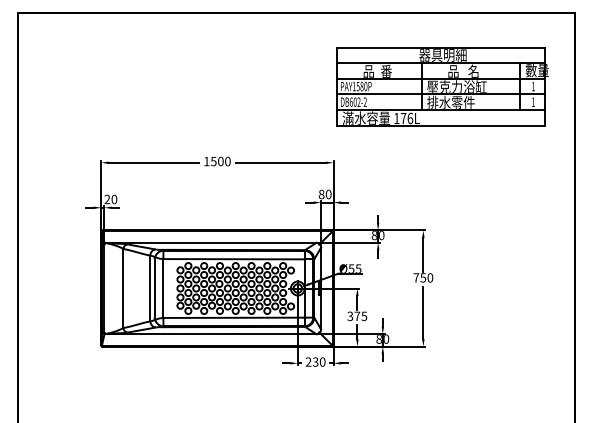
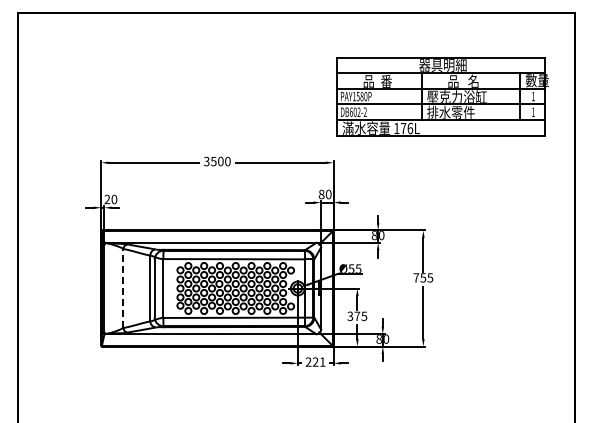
part position: (442, 86) -> (442, 96) (442, 96)
text: 1500 -> 3500 (206, 161)
text: 750 -> 755 (430, 277)
line: solid -> dashed (123, 288)
text: 230 -> 221 (318, 361)
